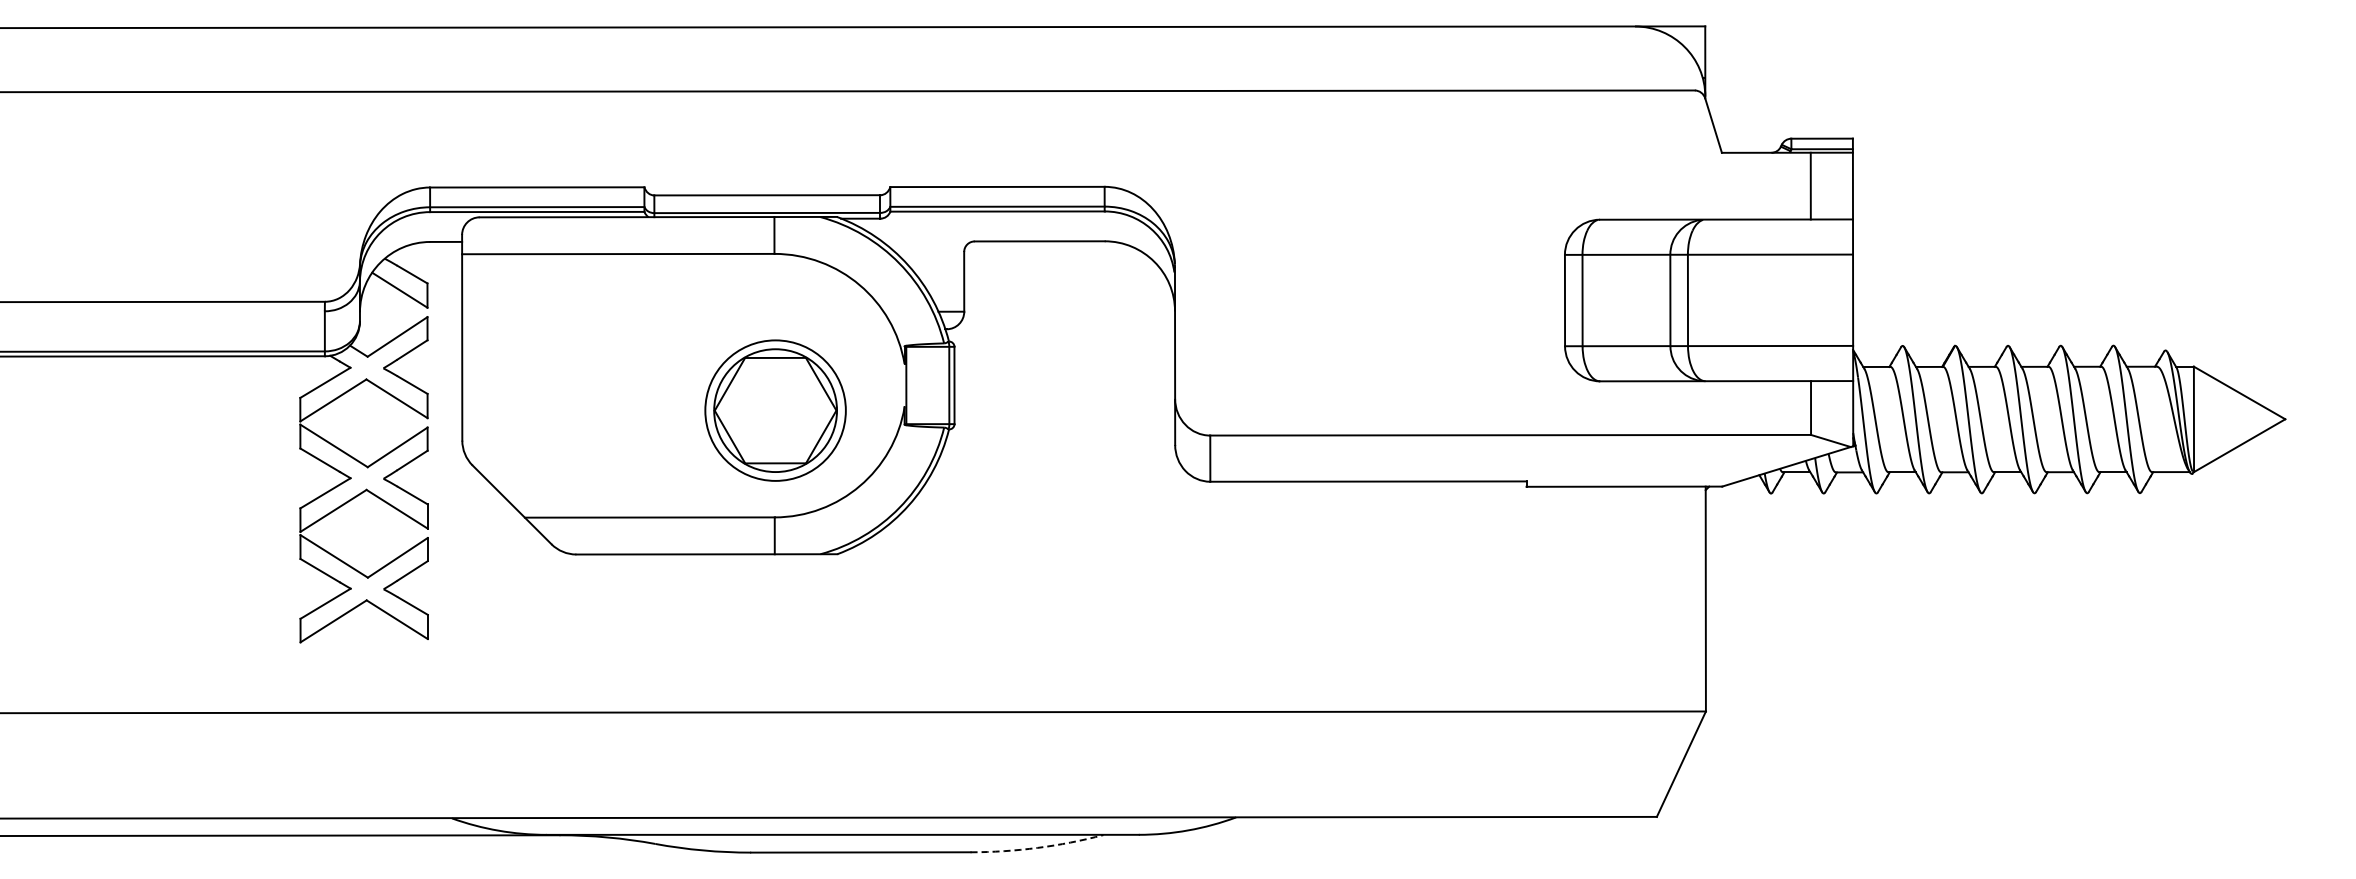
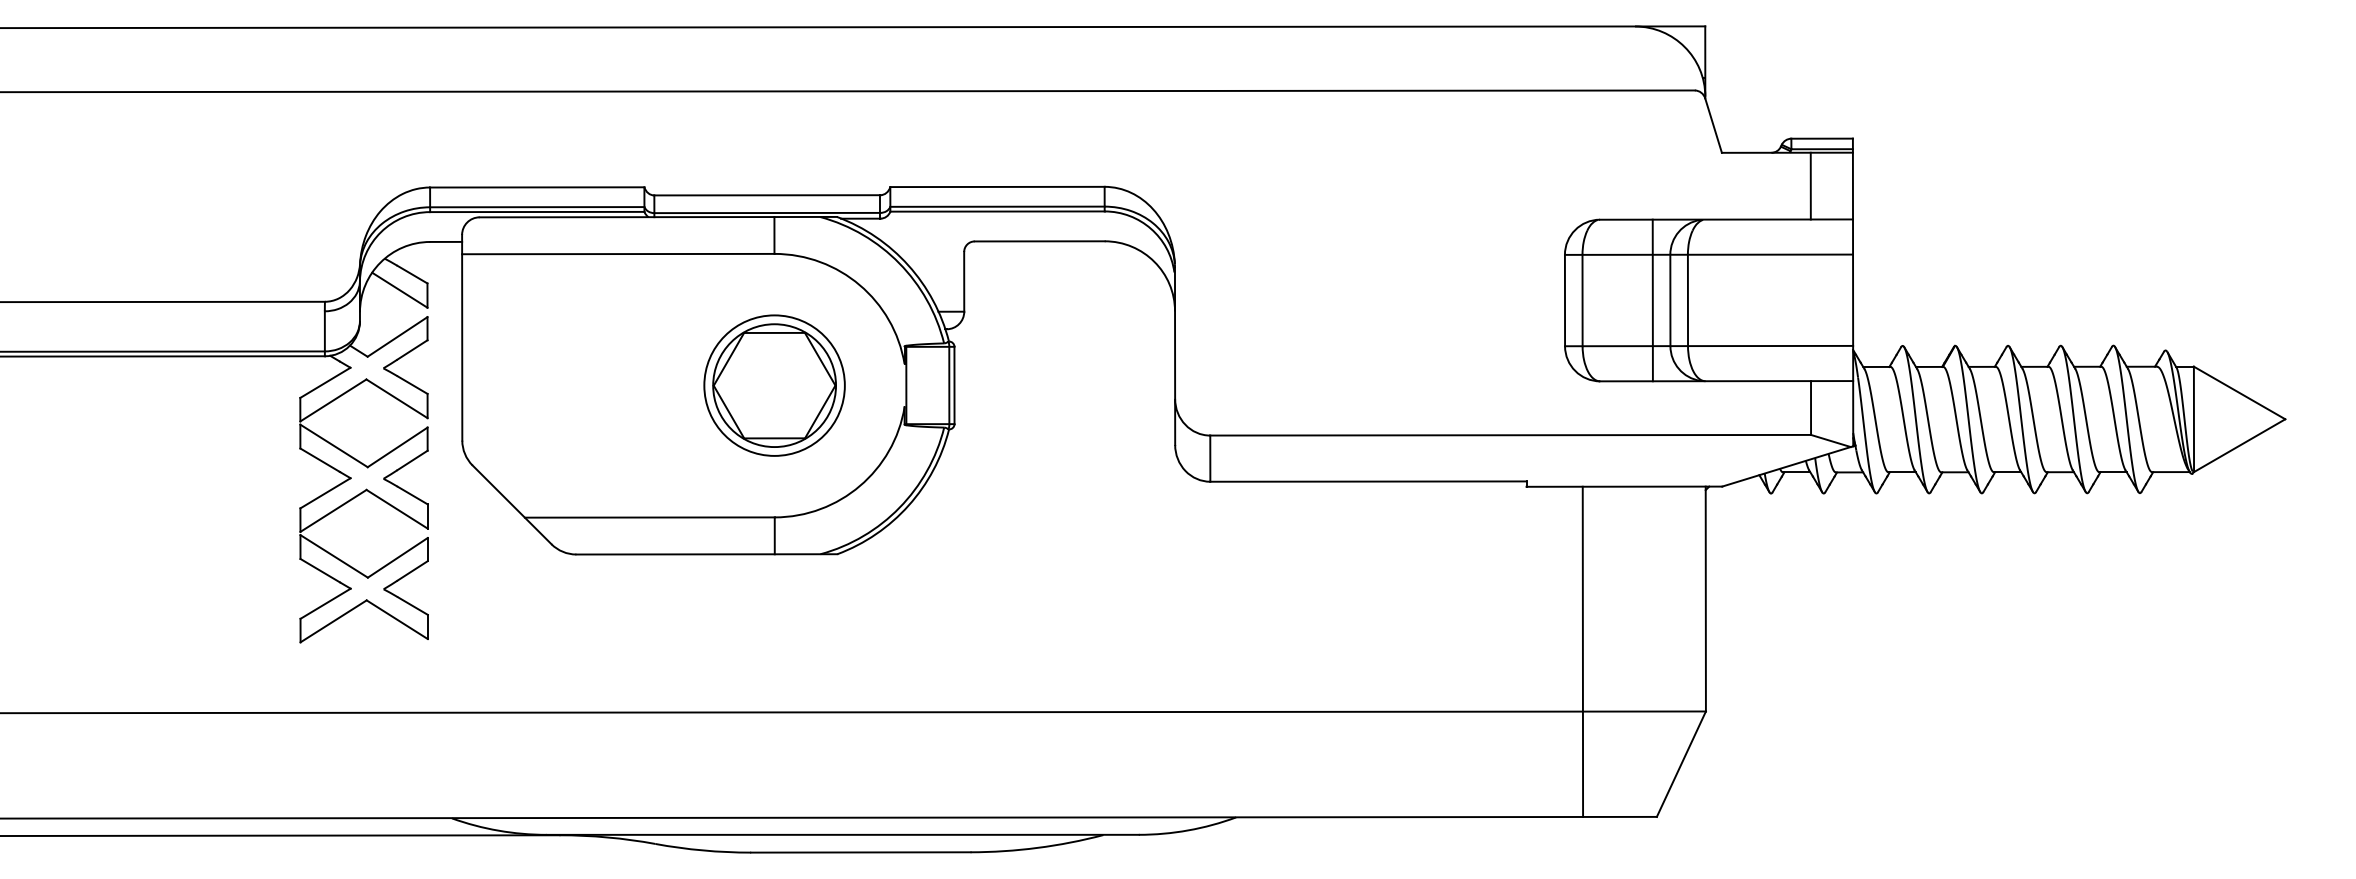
line: none -> present (1652, 300)
part position: (775, 410) -> (774, 385) (774, 385)
line: none -> present (1582, 651)
arc: dashed -> solid (1037, 847)
